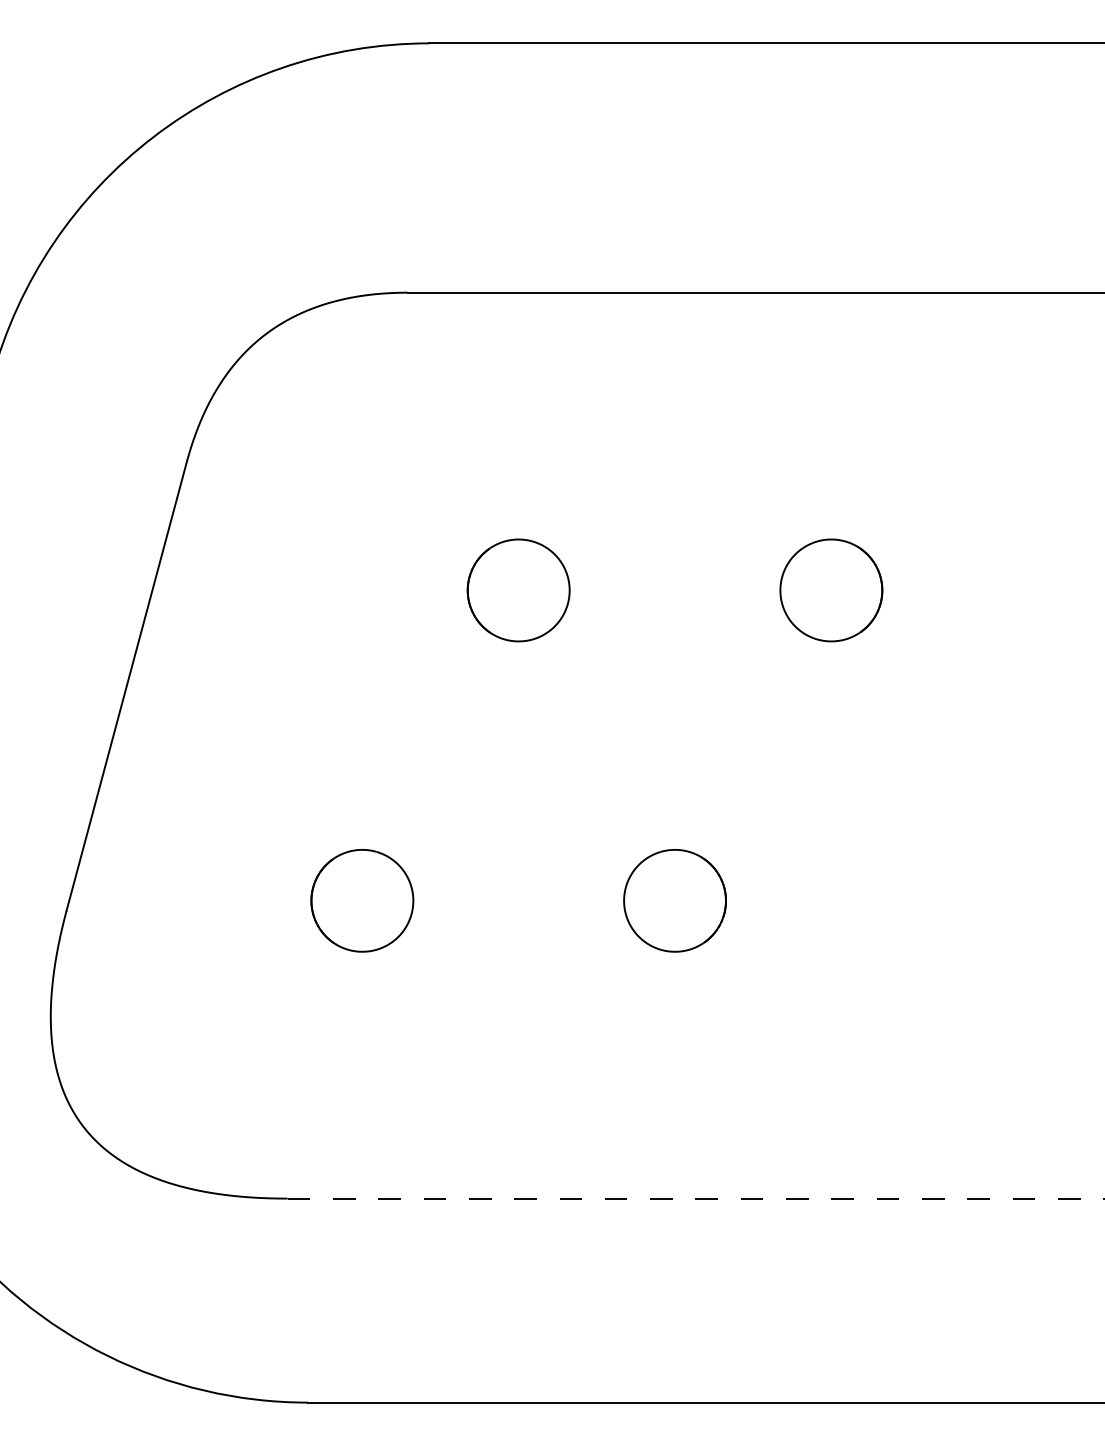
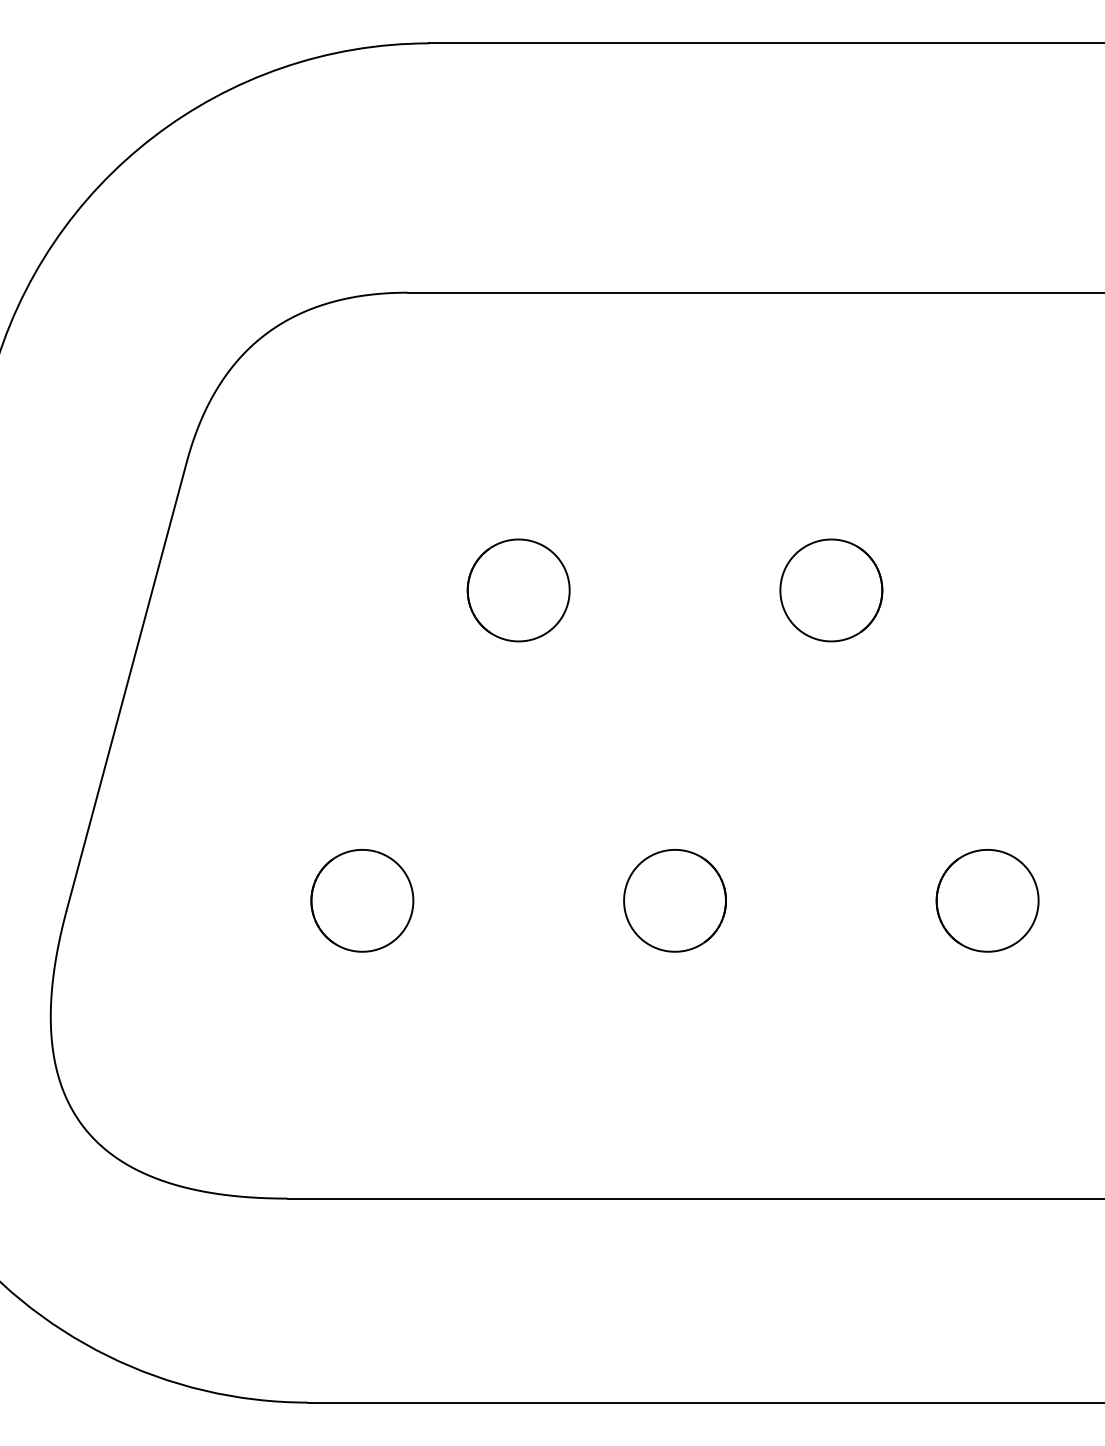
part: none -> present (987, 900)
line: dashed -> solid (696, 1198)
